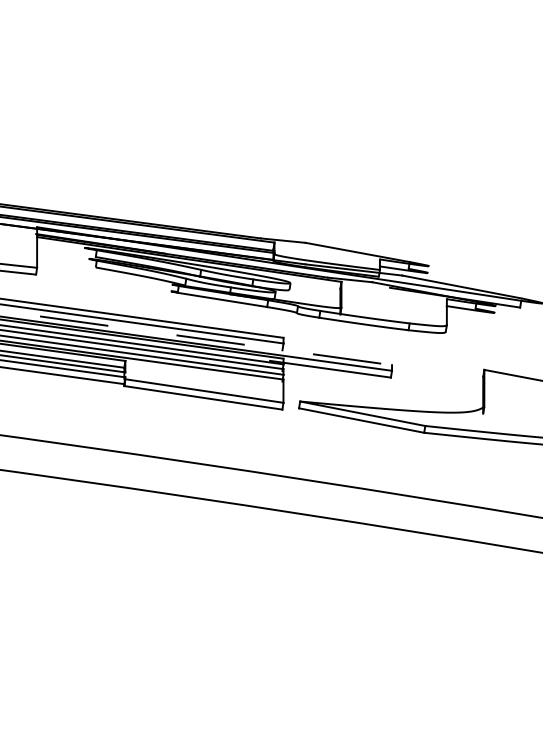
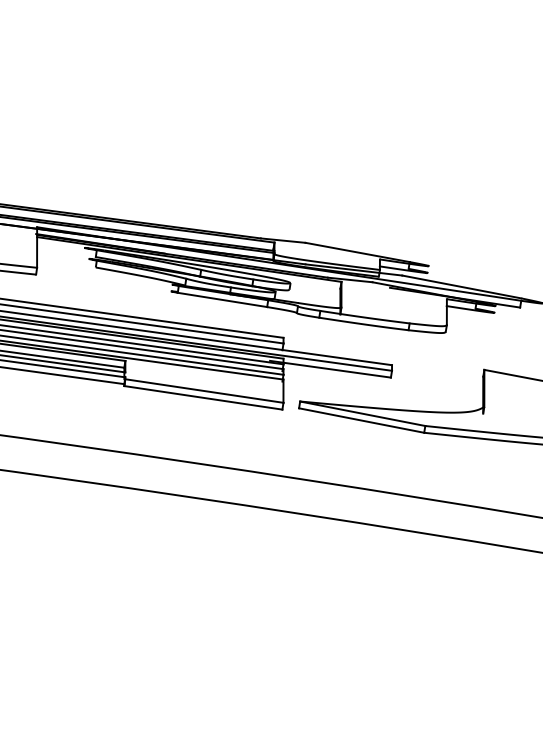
line: dashed -> solid (196, 338)
